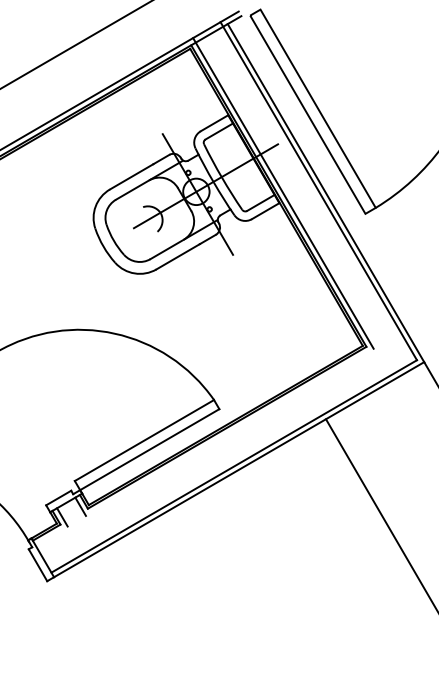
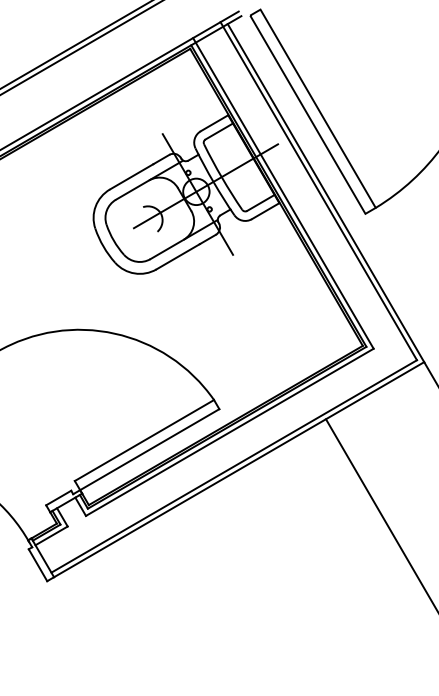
line: none -> present (81, 48)
line: none -> present (229, 431)
line: none -> present (51, 535)
